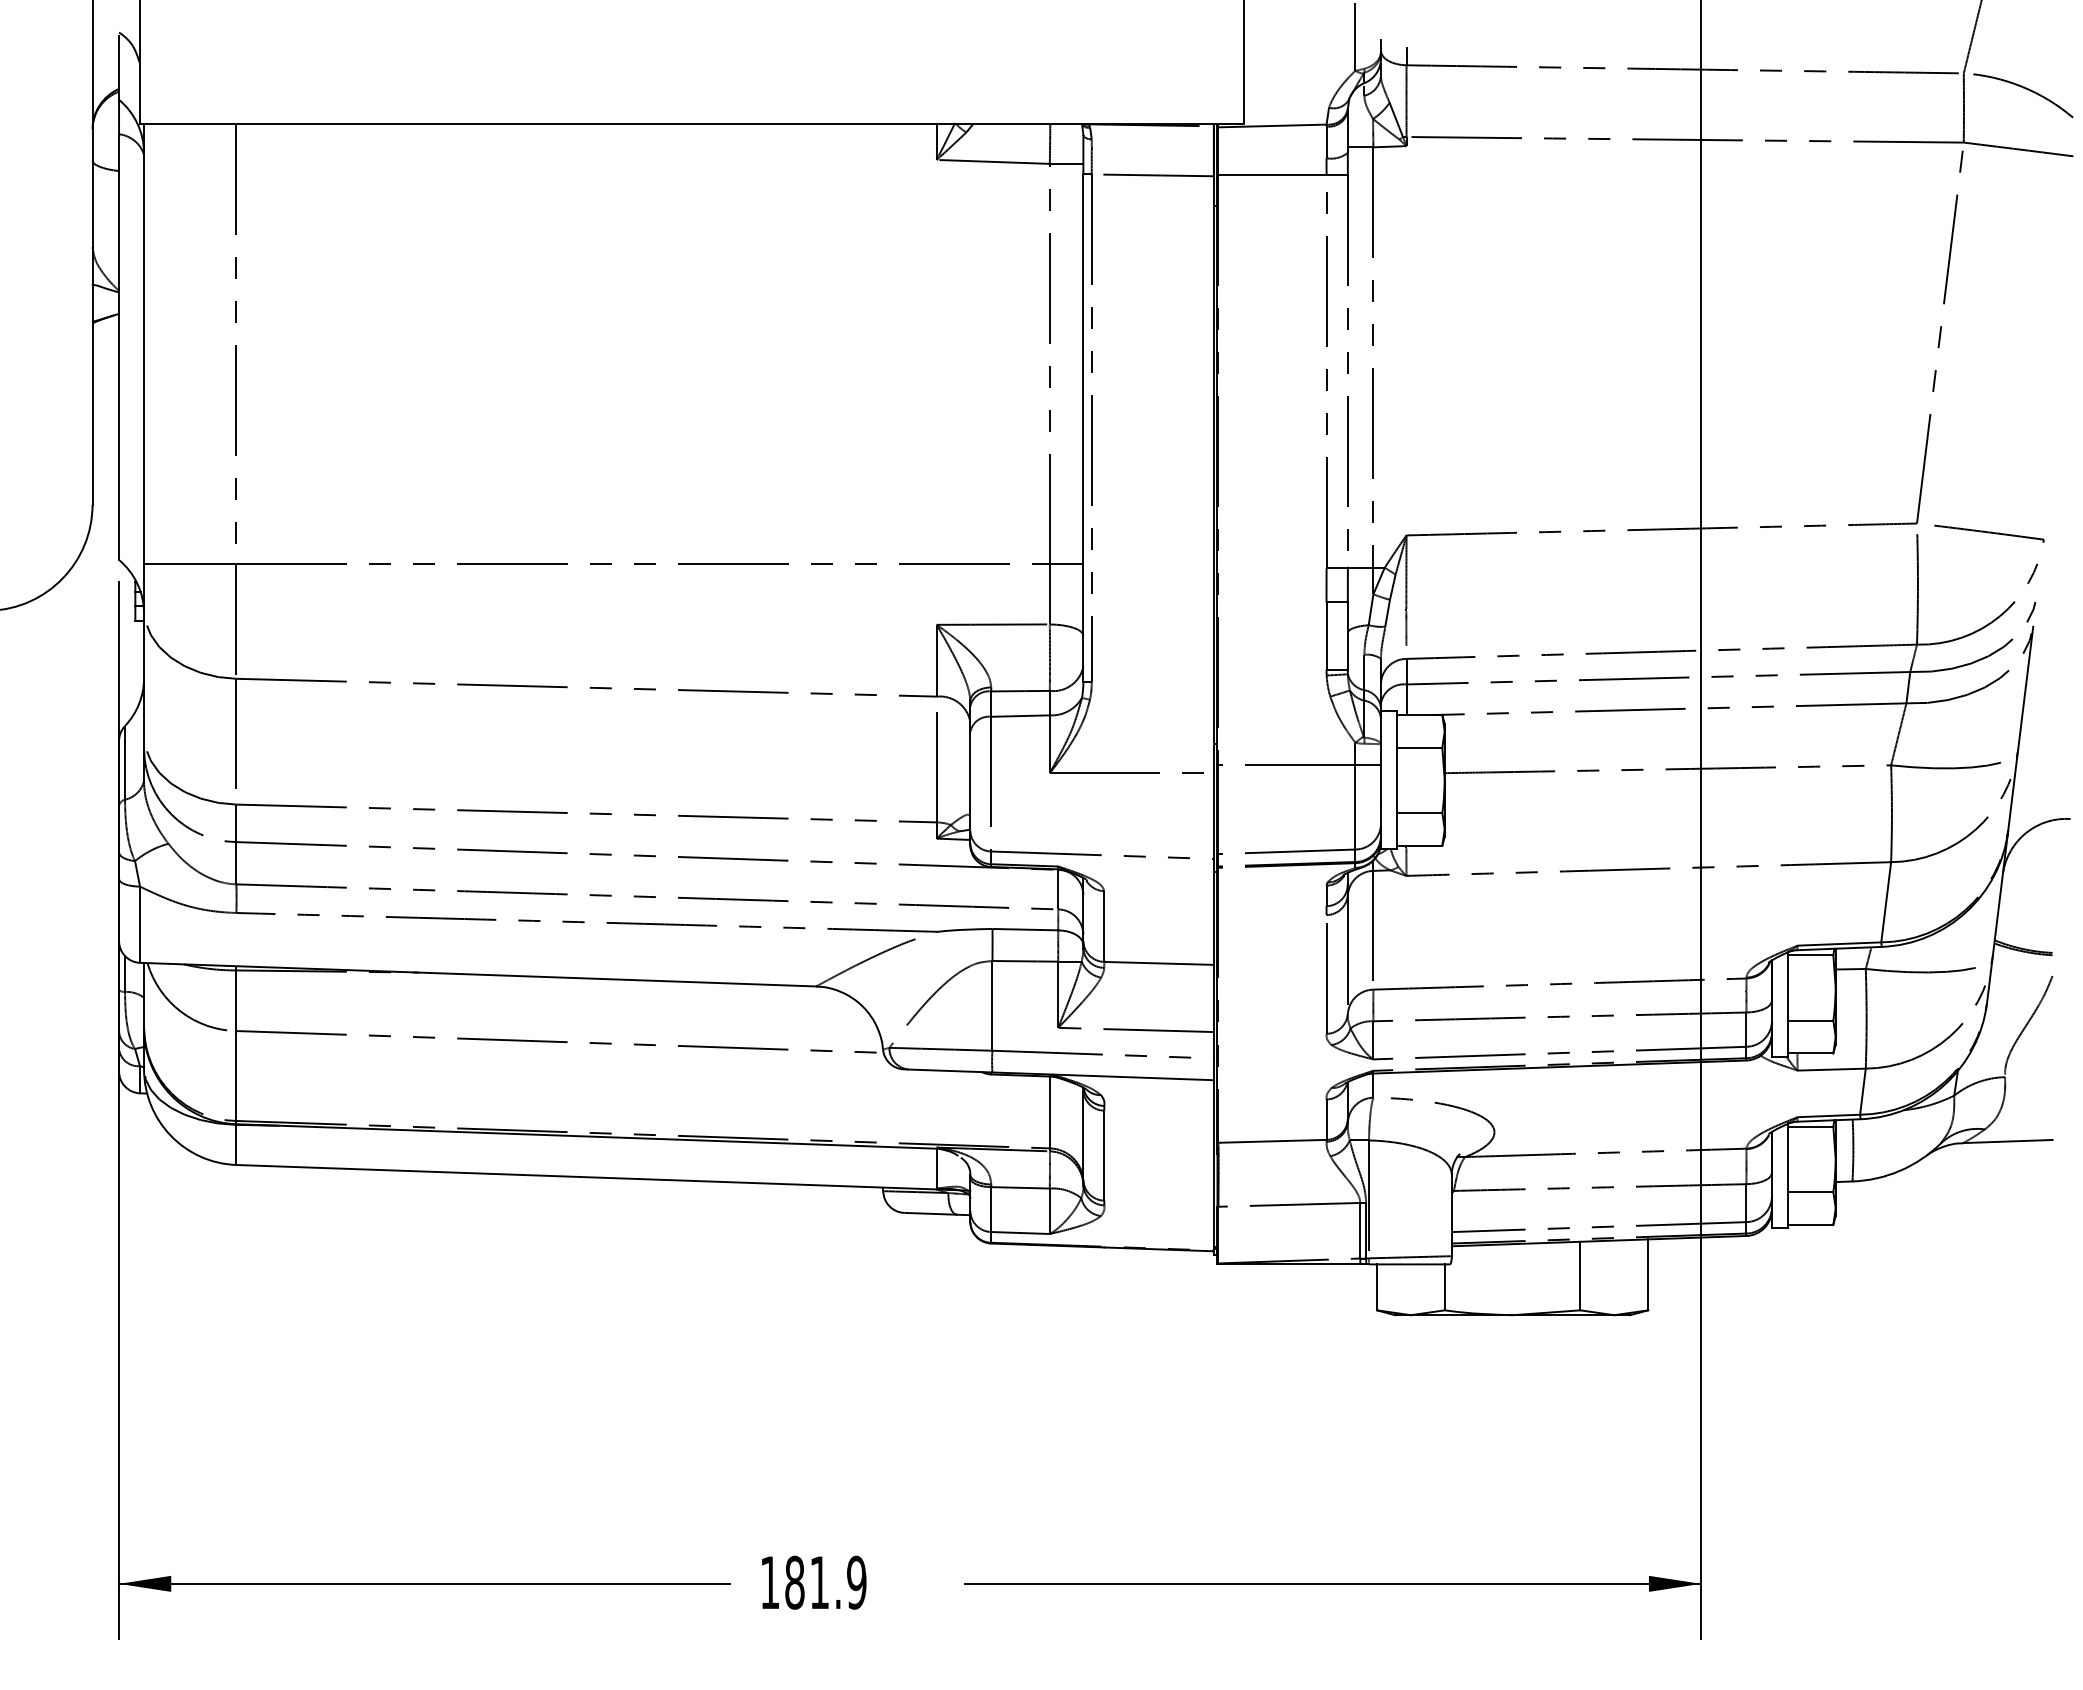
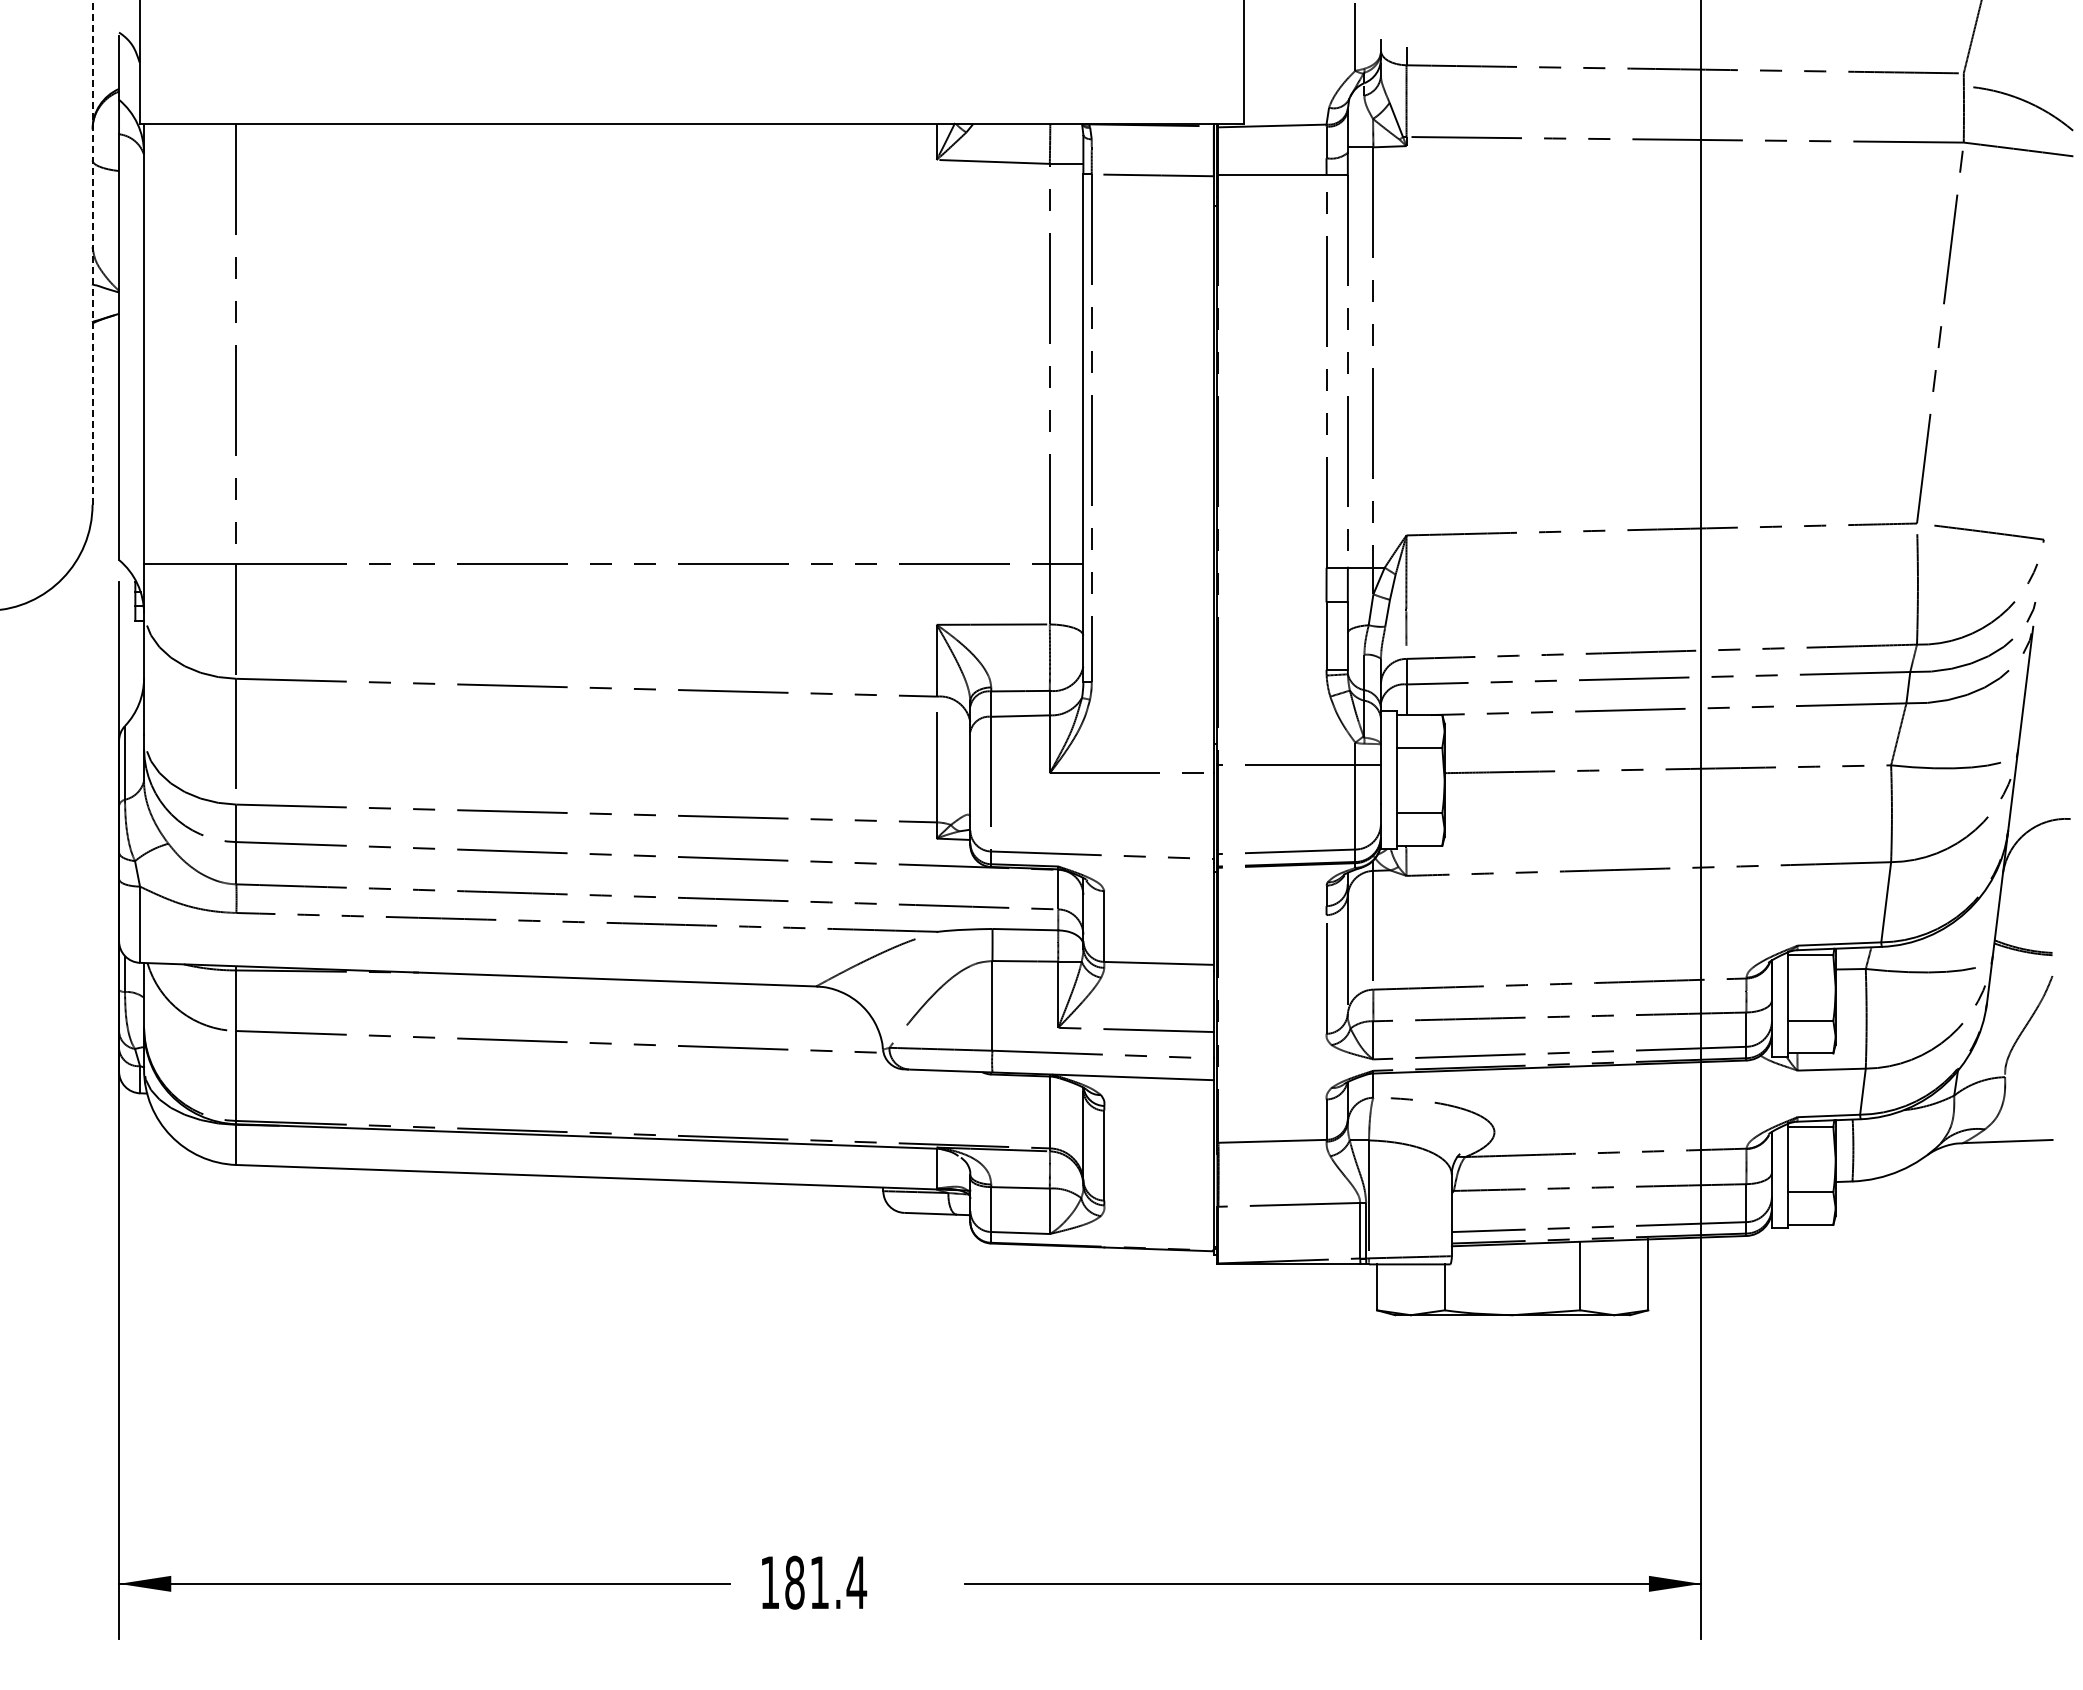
arc position: (2025, 89) -> (2025, 102) (2025, 102)
line: solid -> dashed (92, 251)
text: 181.9 -> 181.4 (856, 1582)
